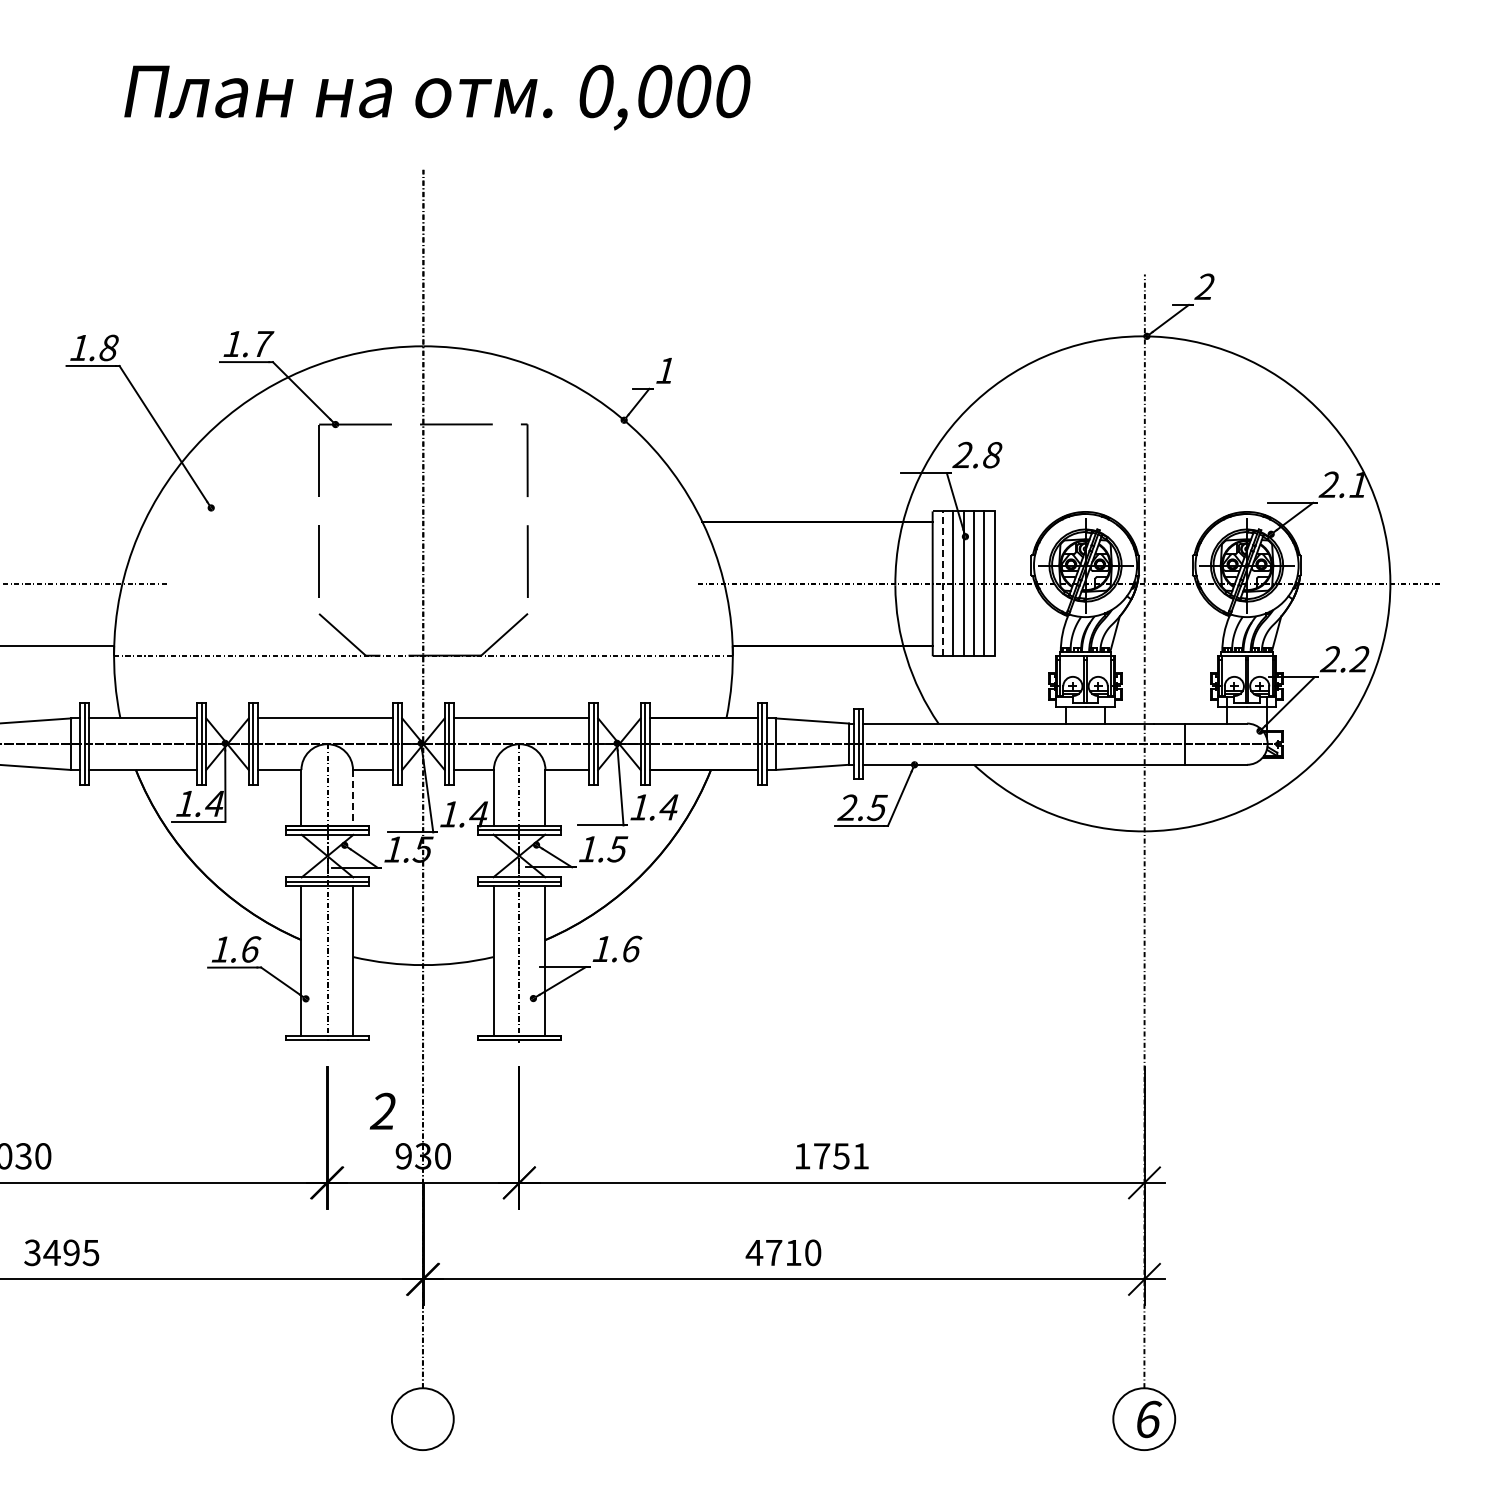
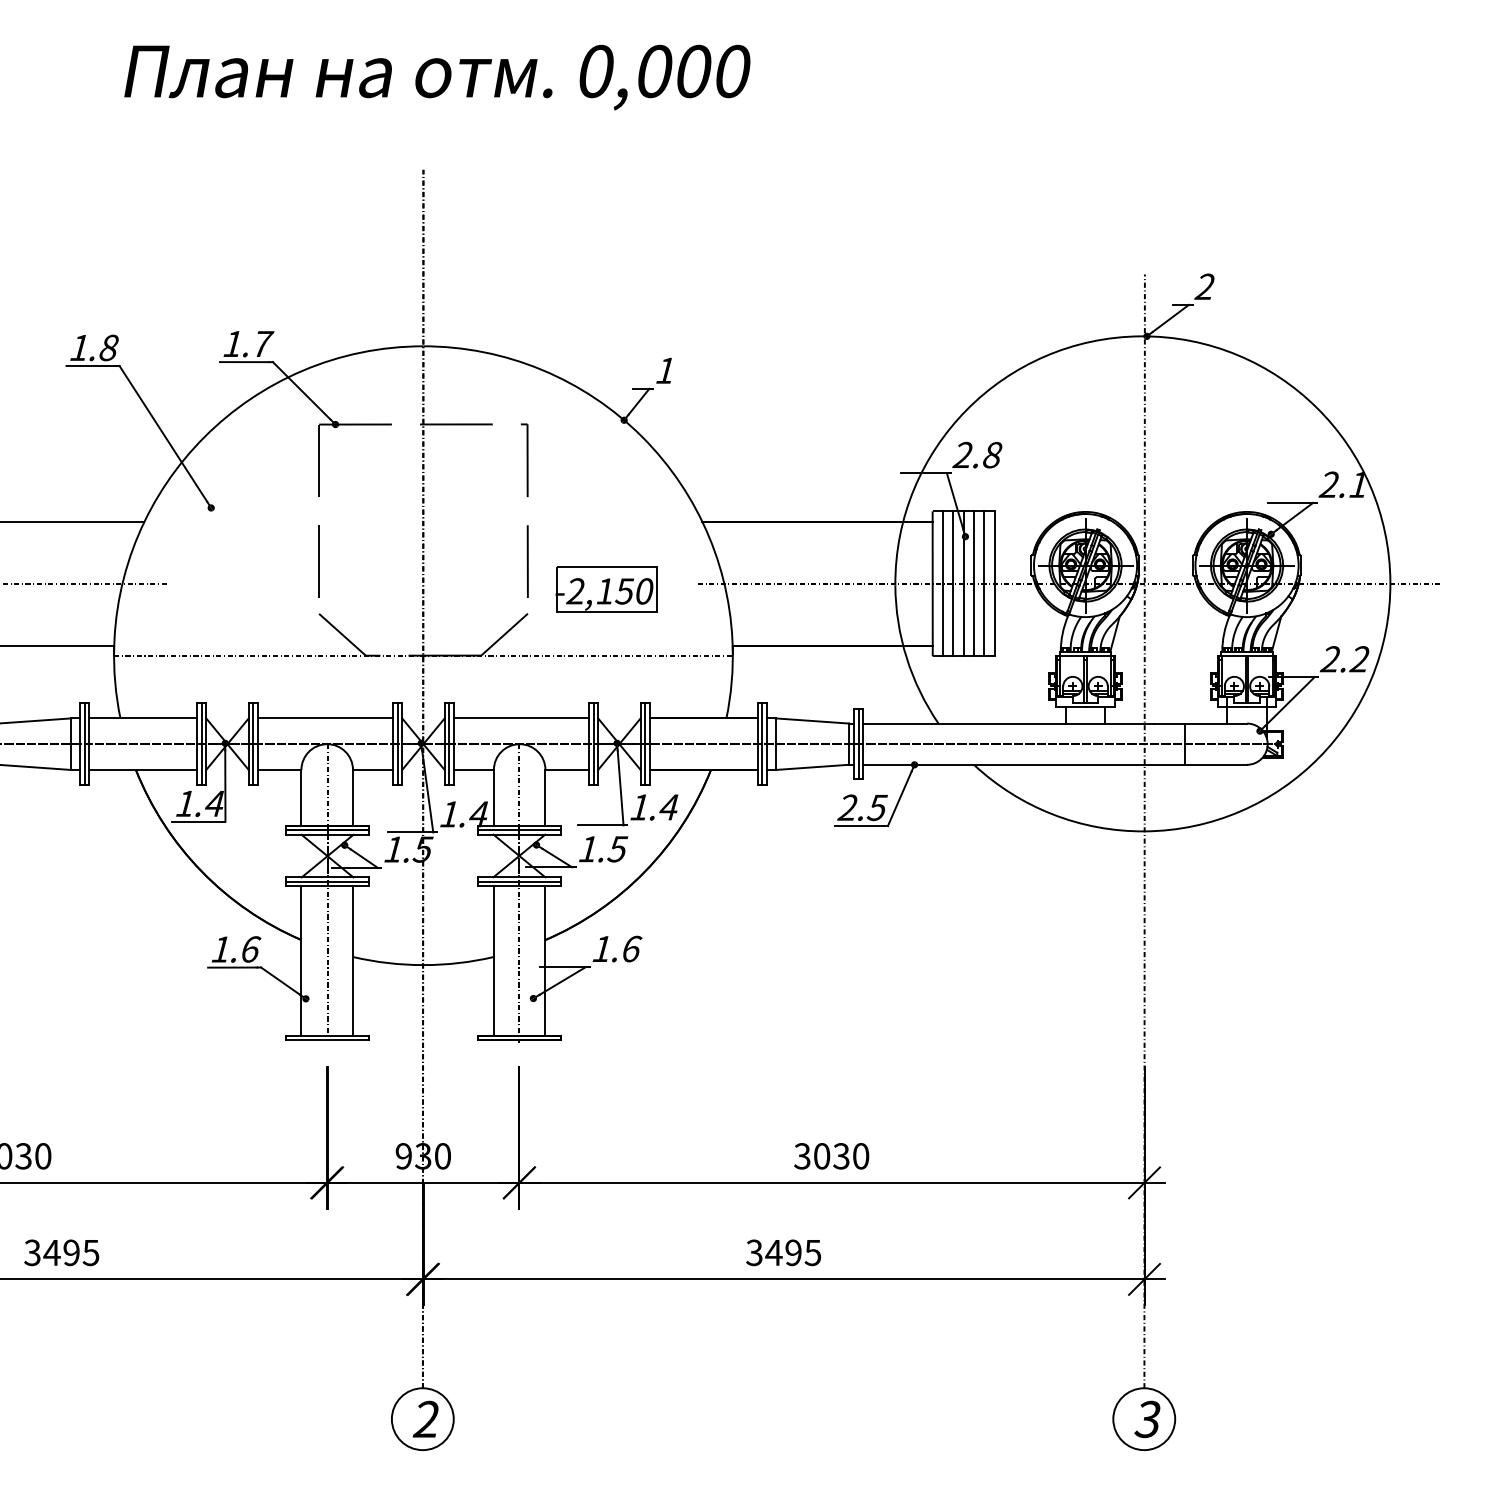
text position: (437, 97) -> (437, 77) (437, 77)
line: none -> present (73, 522)
line: dashed -> solid (942, 583)
part: none -> present (606, 589)
line: dashed -> solid (353, 797)
text position: (382, 1110) -> (425, 1418) (425, 1418)
text: 1751 -> 3030 (831, 1156)
text: 4710 -> 3495 (783, 1252)
text: 6 -> 3 (1148, 1419)
